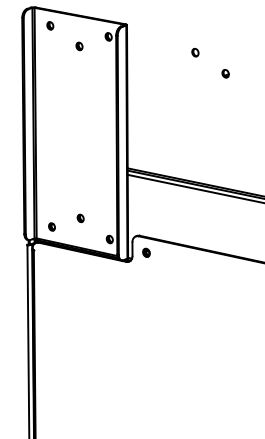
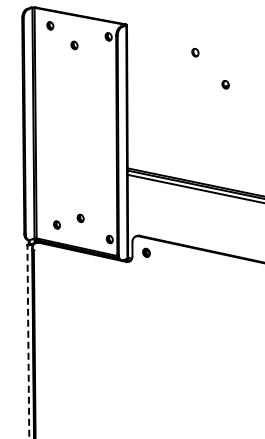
part position: (79, 46) -> (74, 45) (74, 45)
part position: (225, 73) -> (225, 84) (225, 84)
part position: (51, 226) -> (56, 224) (56, 224)
line: solid -> dashed (28, 341)
